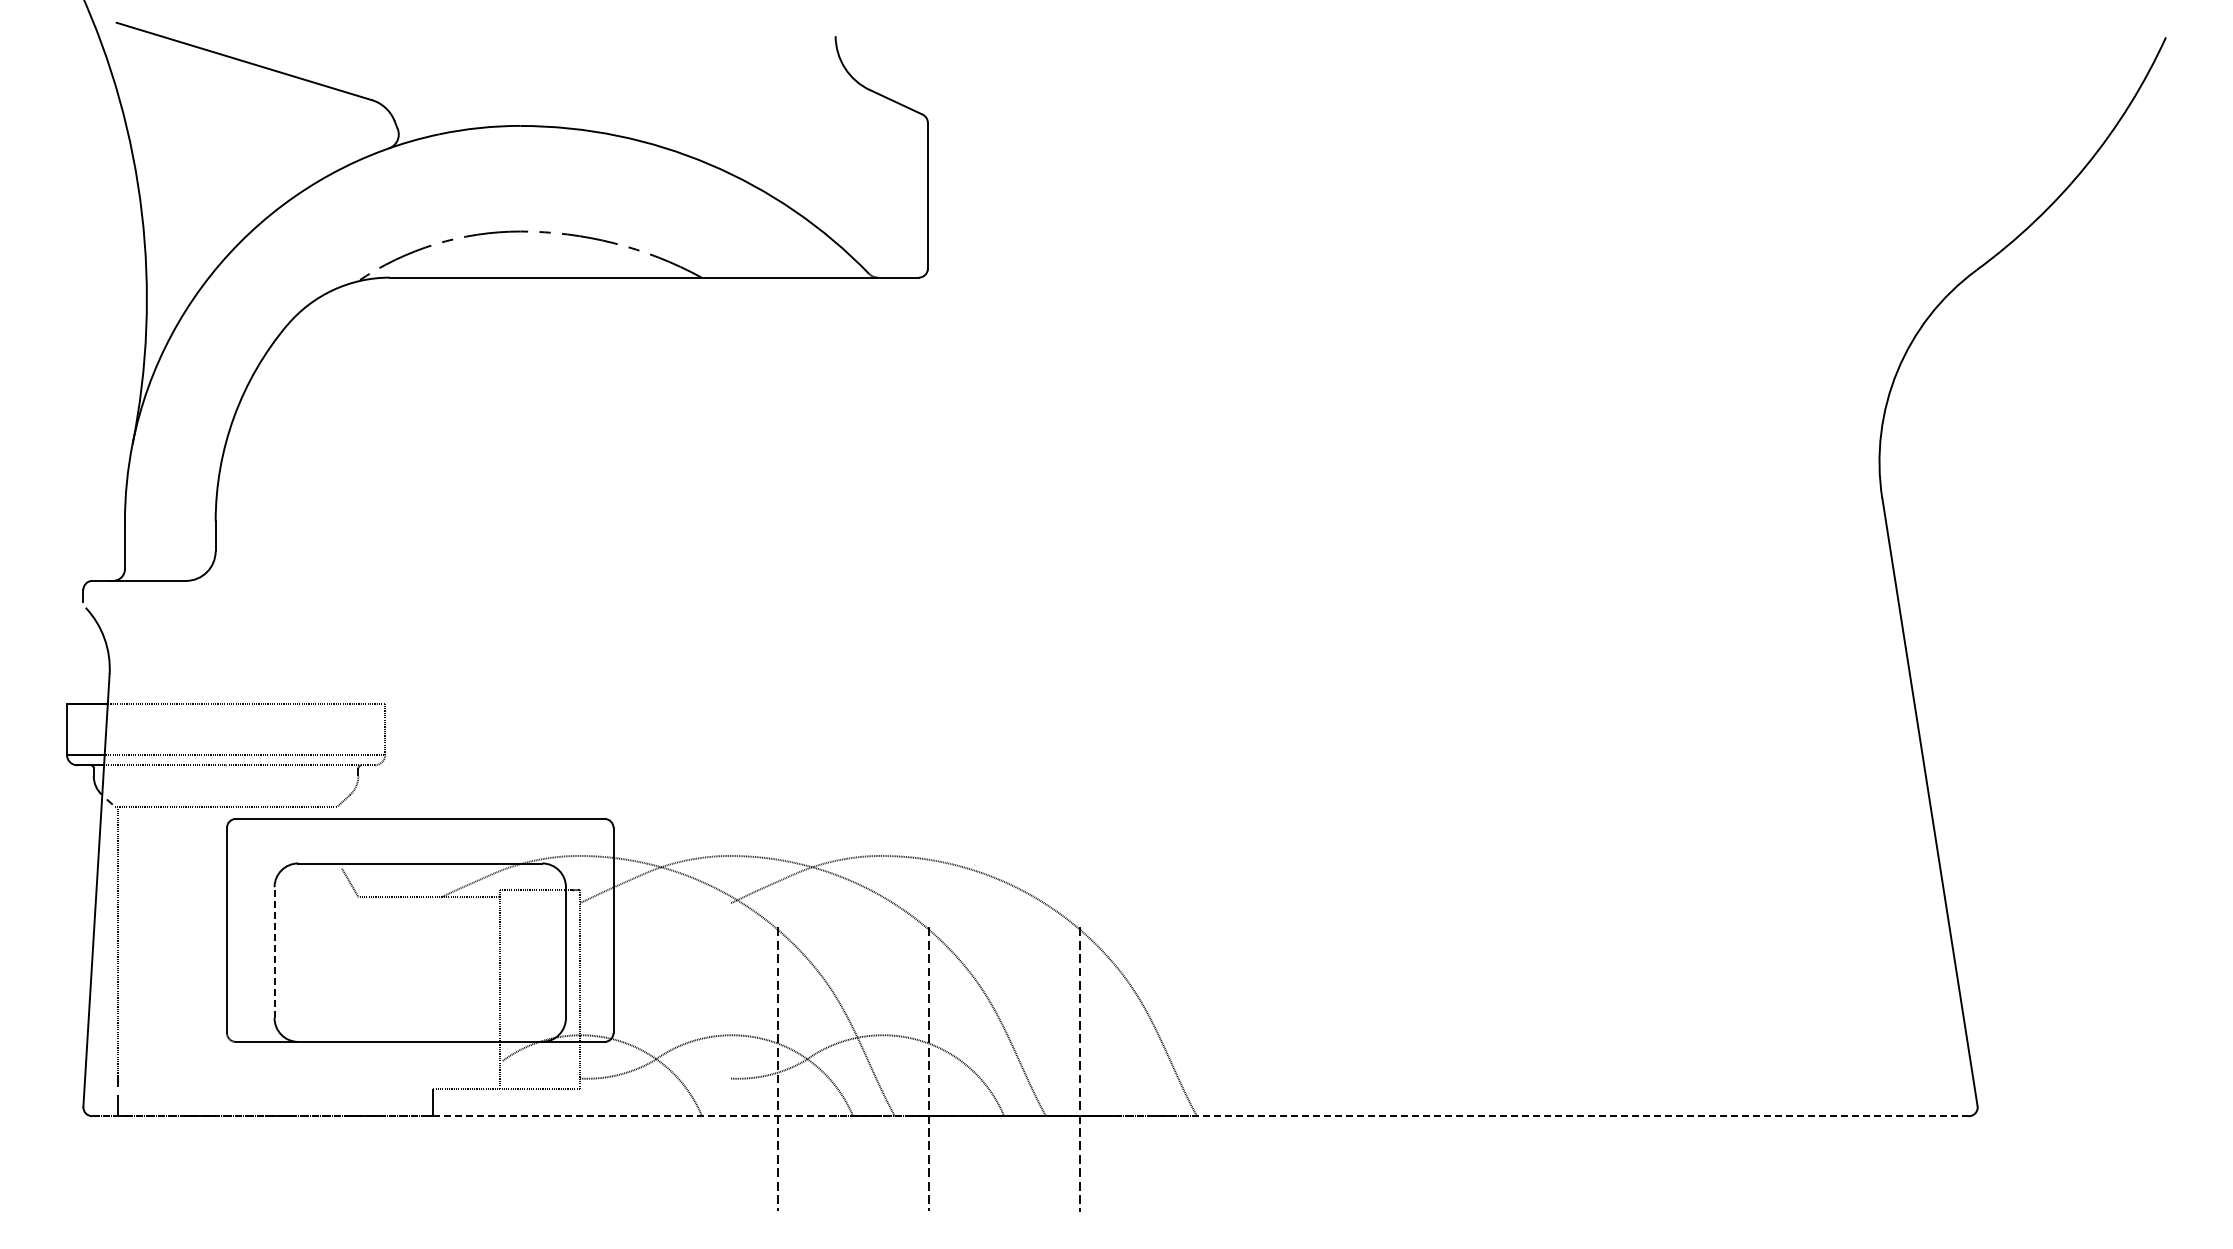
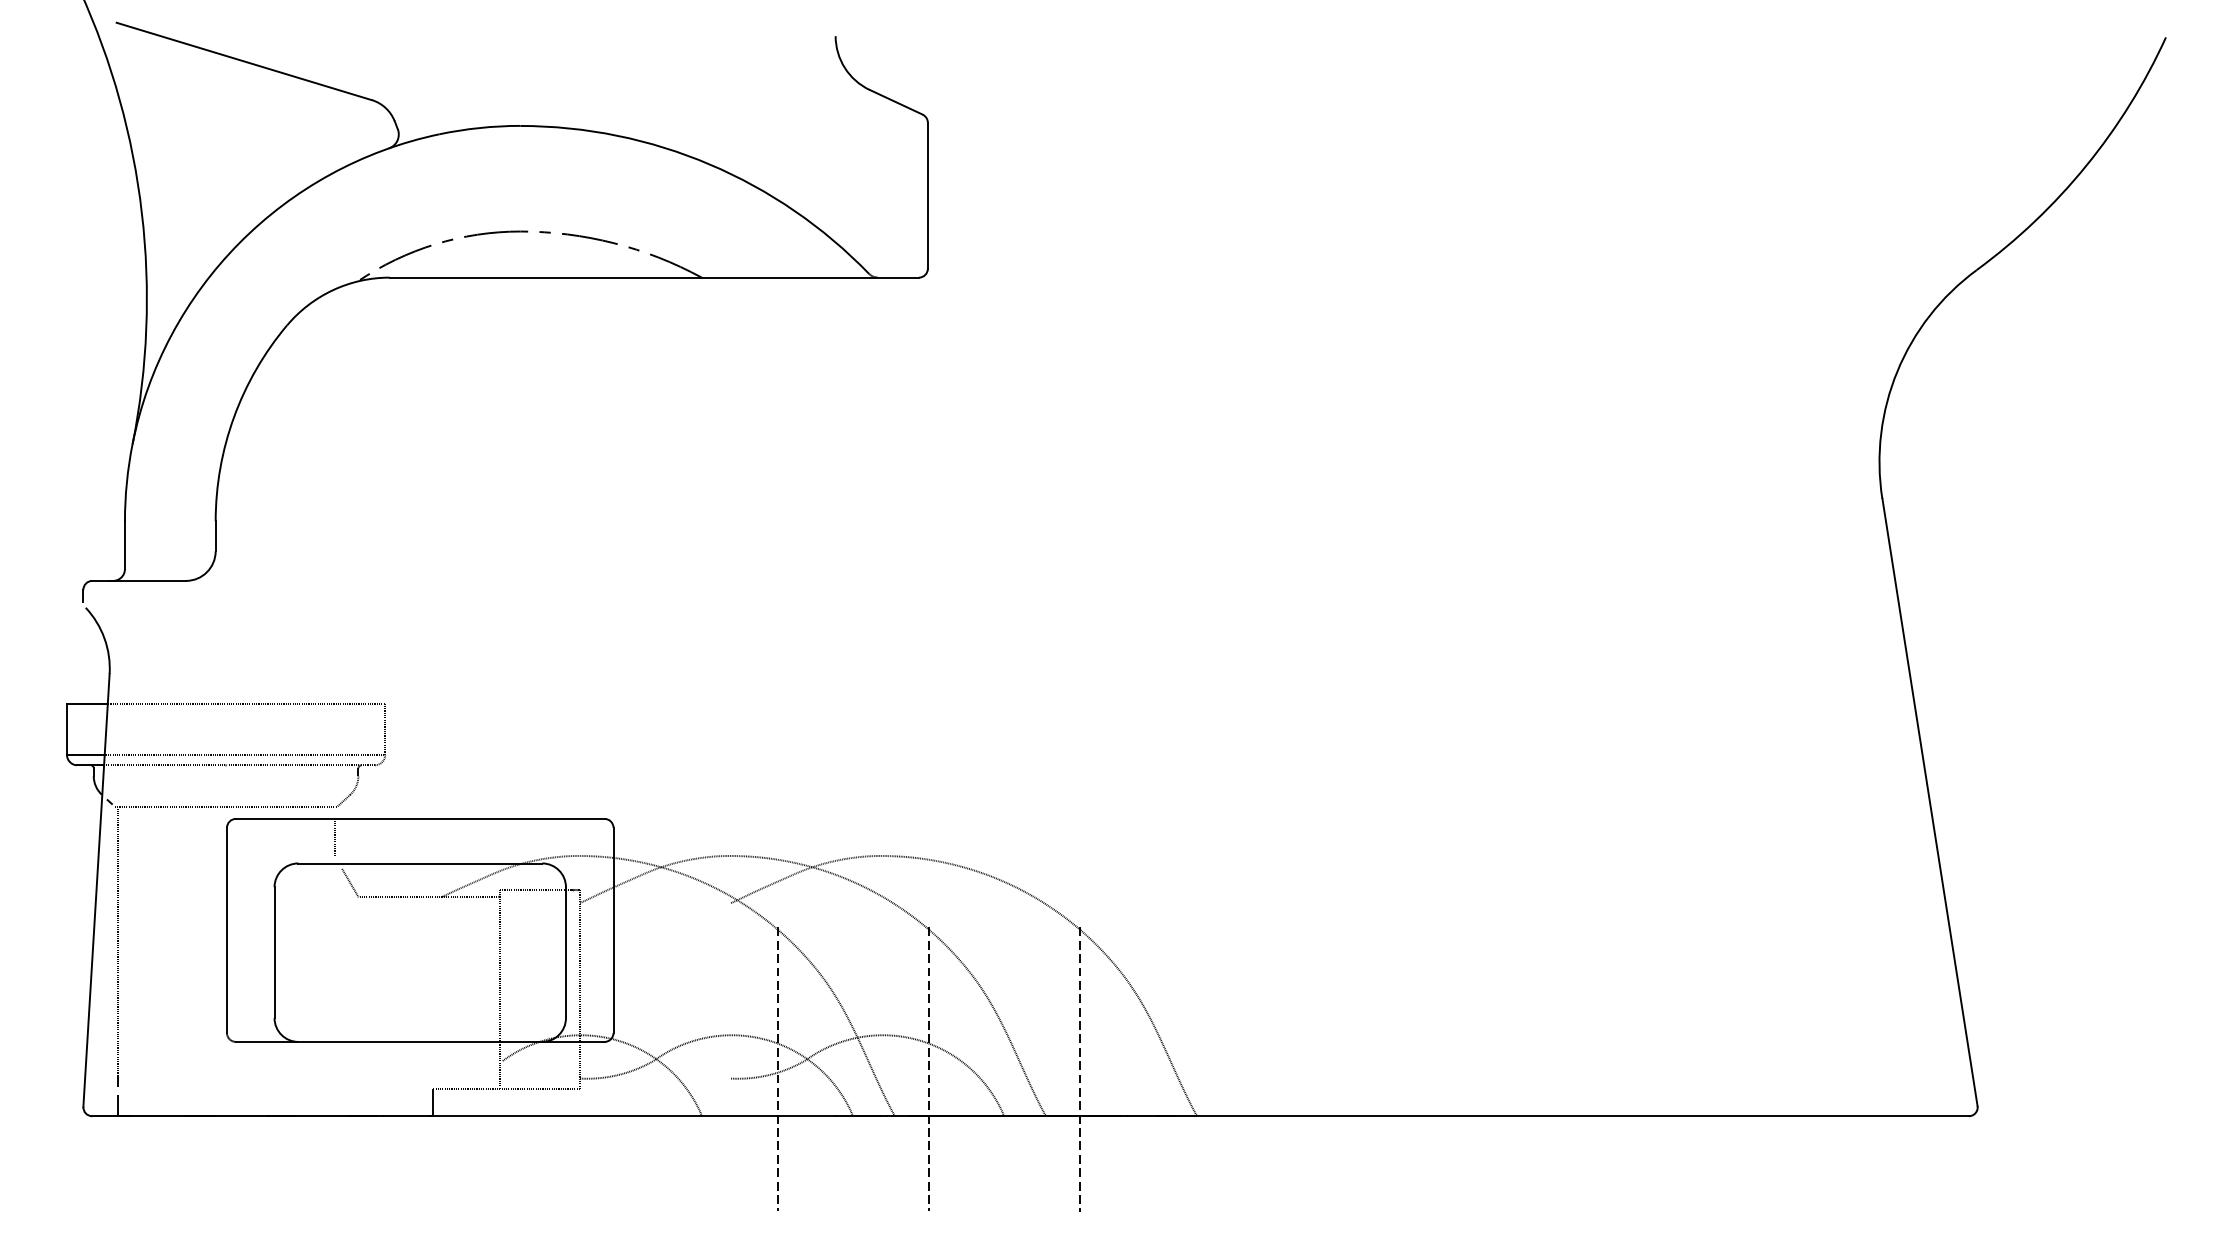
line: none -> present (334, 837)
line: dashed -> solid (274, 952)
line: dashed -> solid (1031, 1116)
